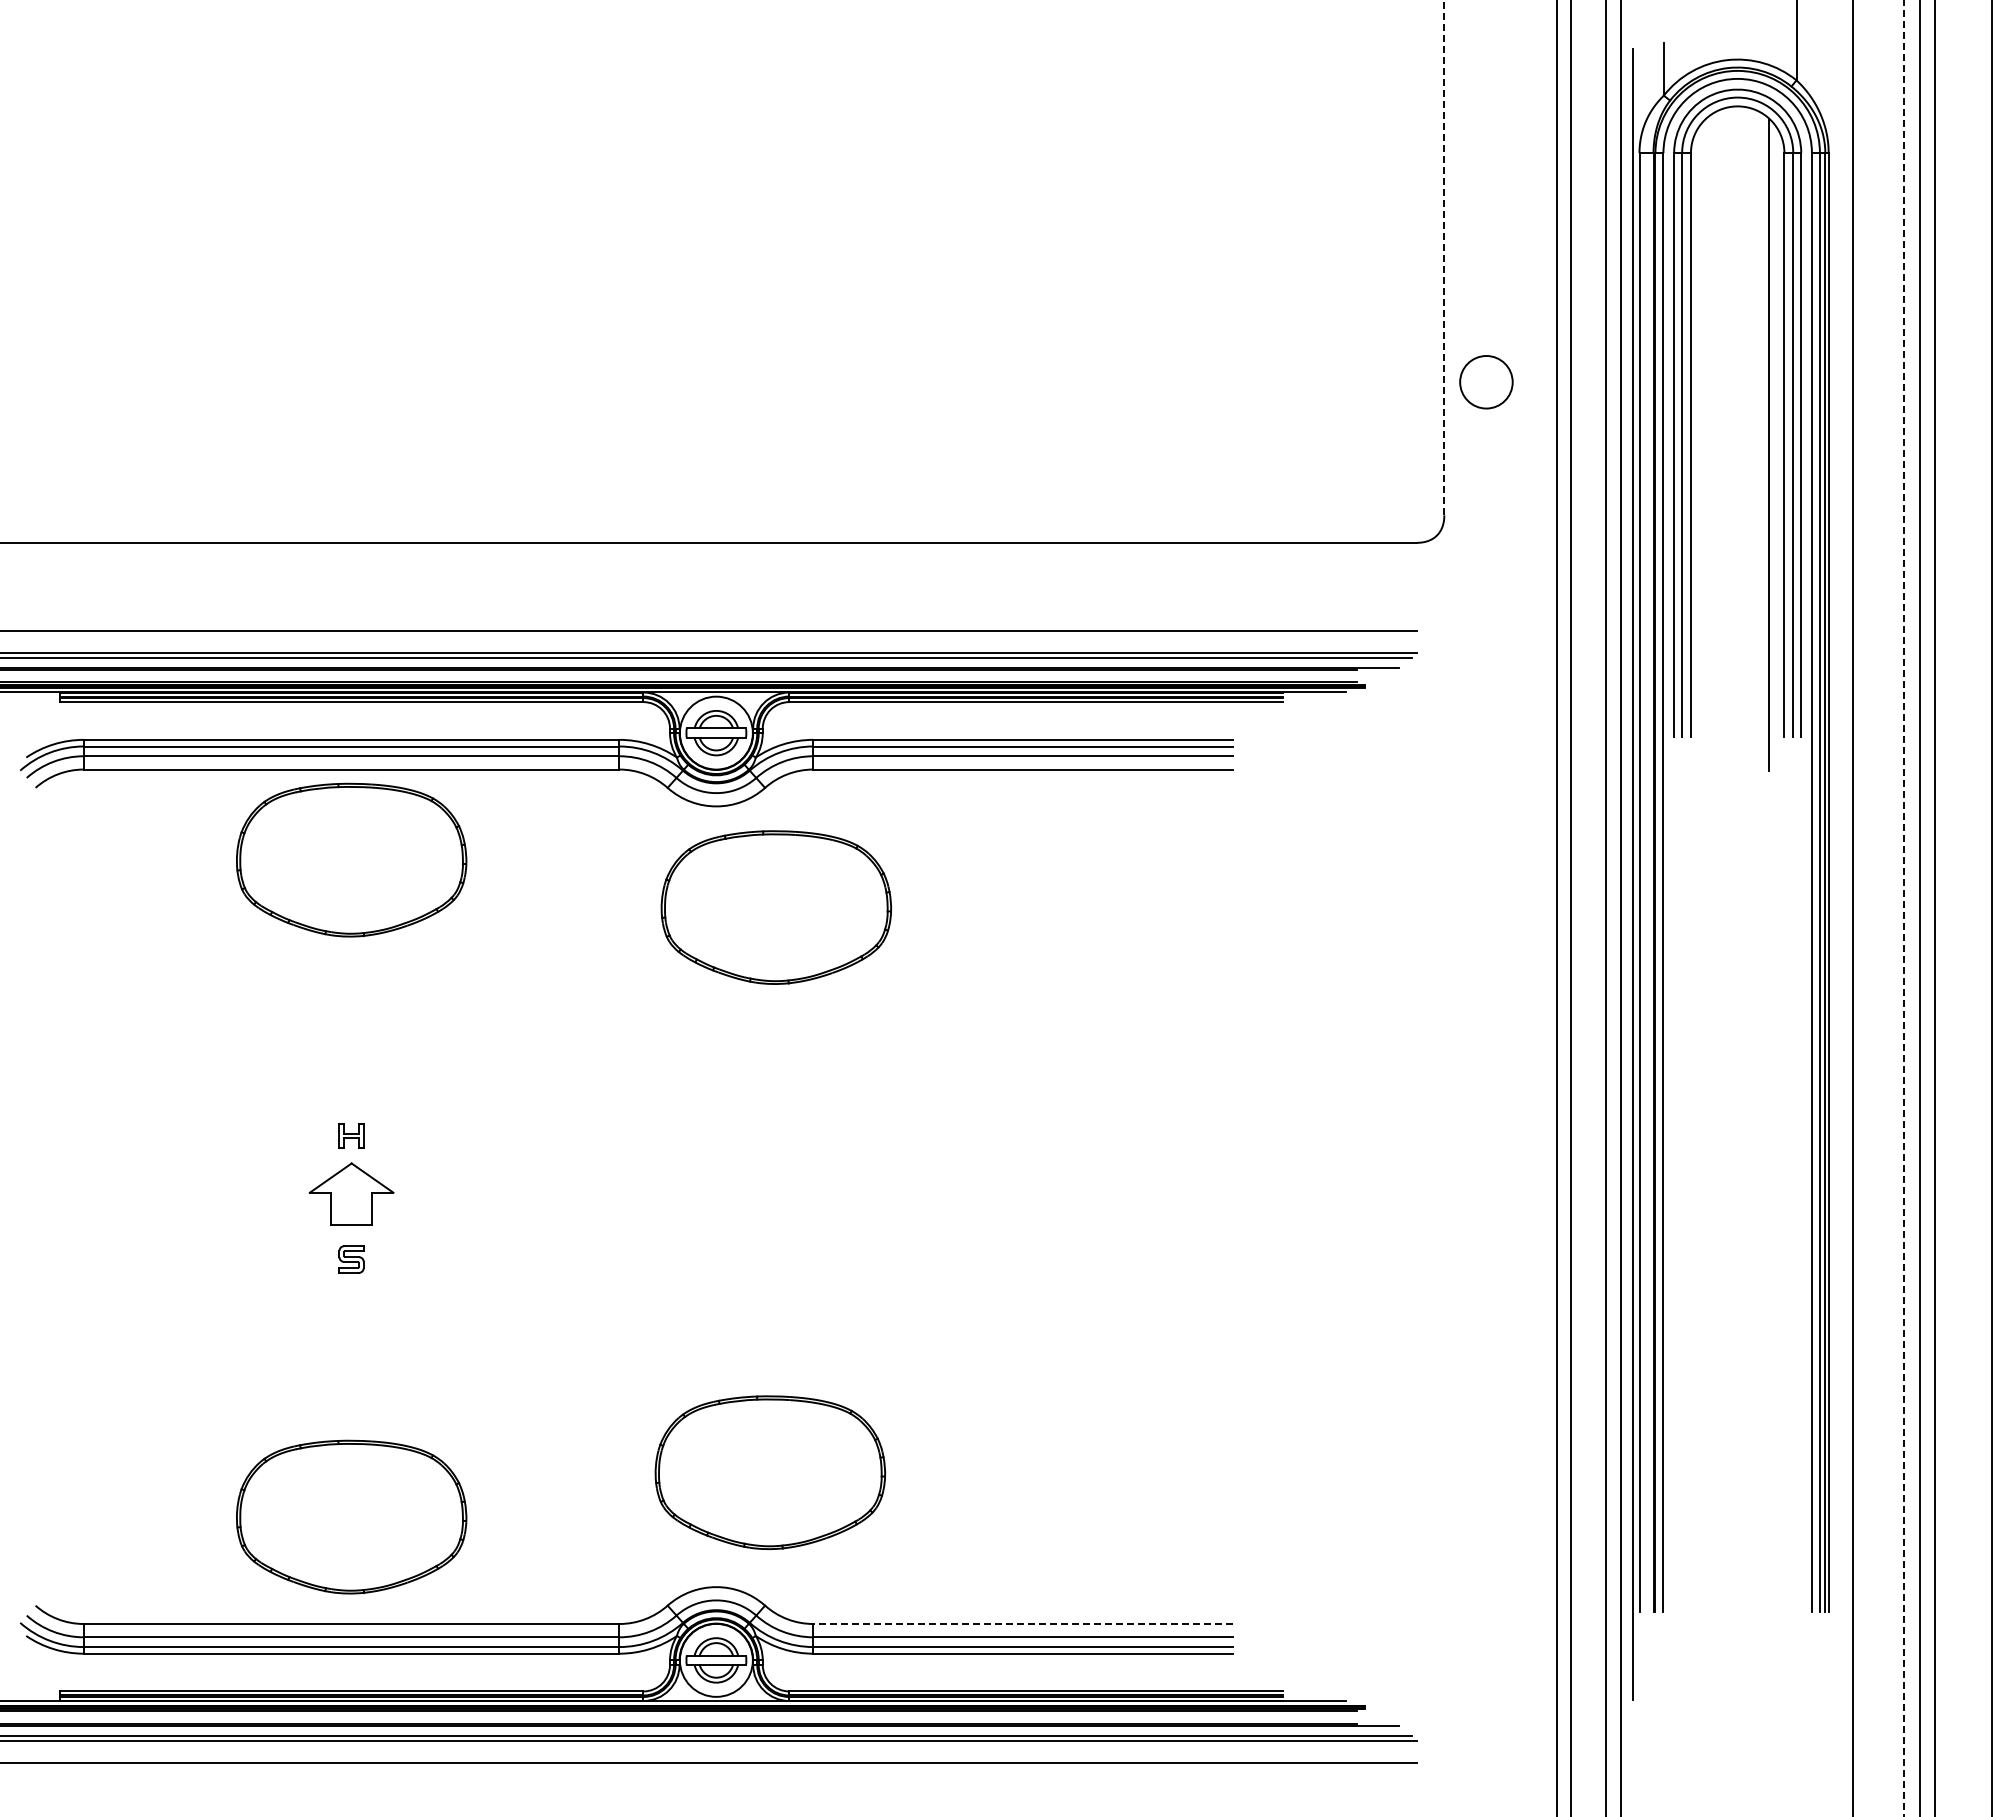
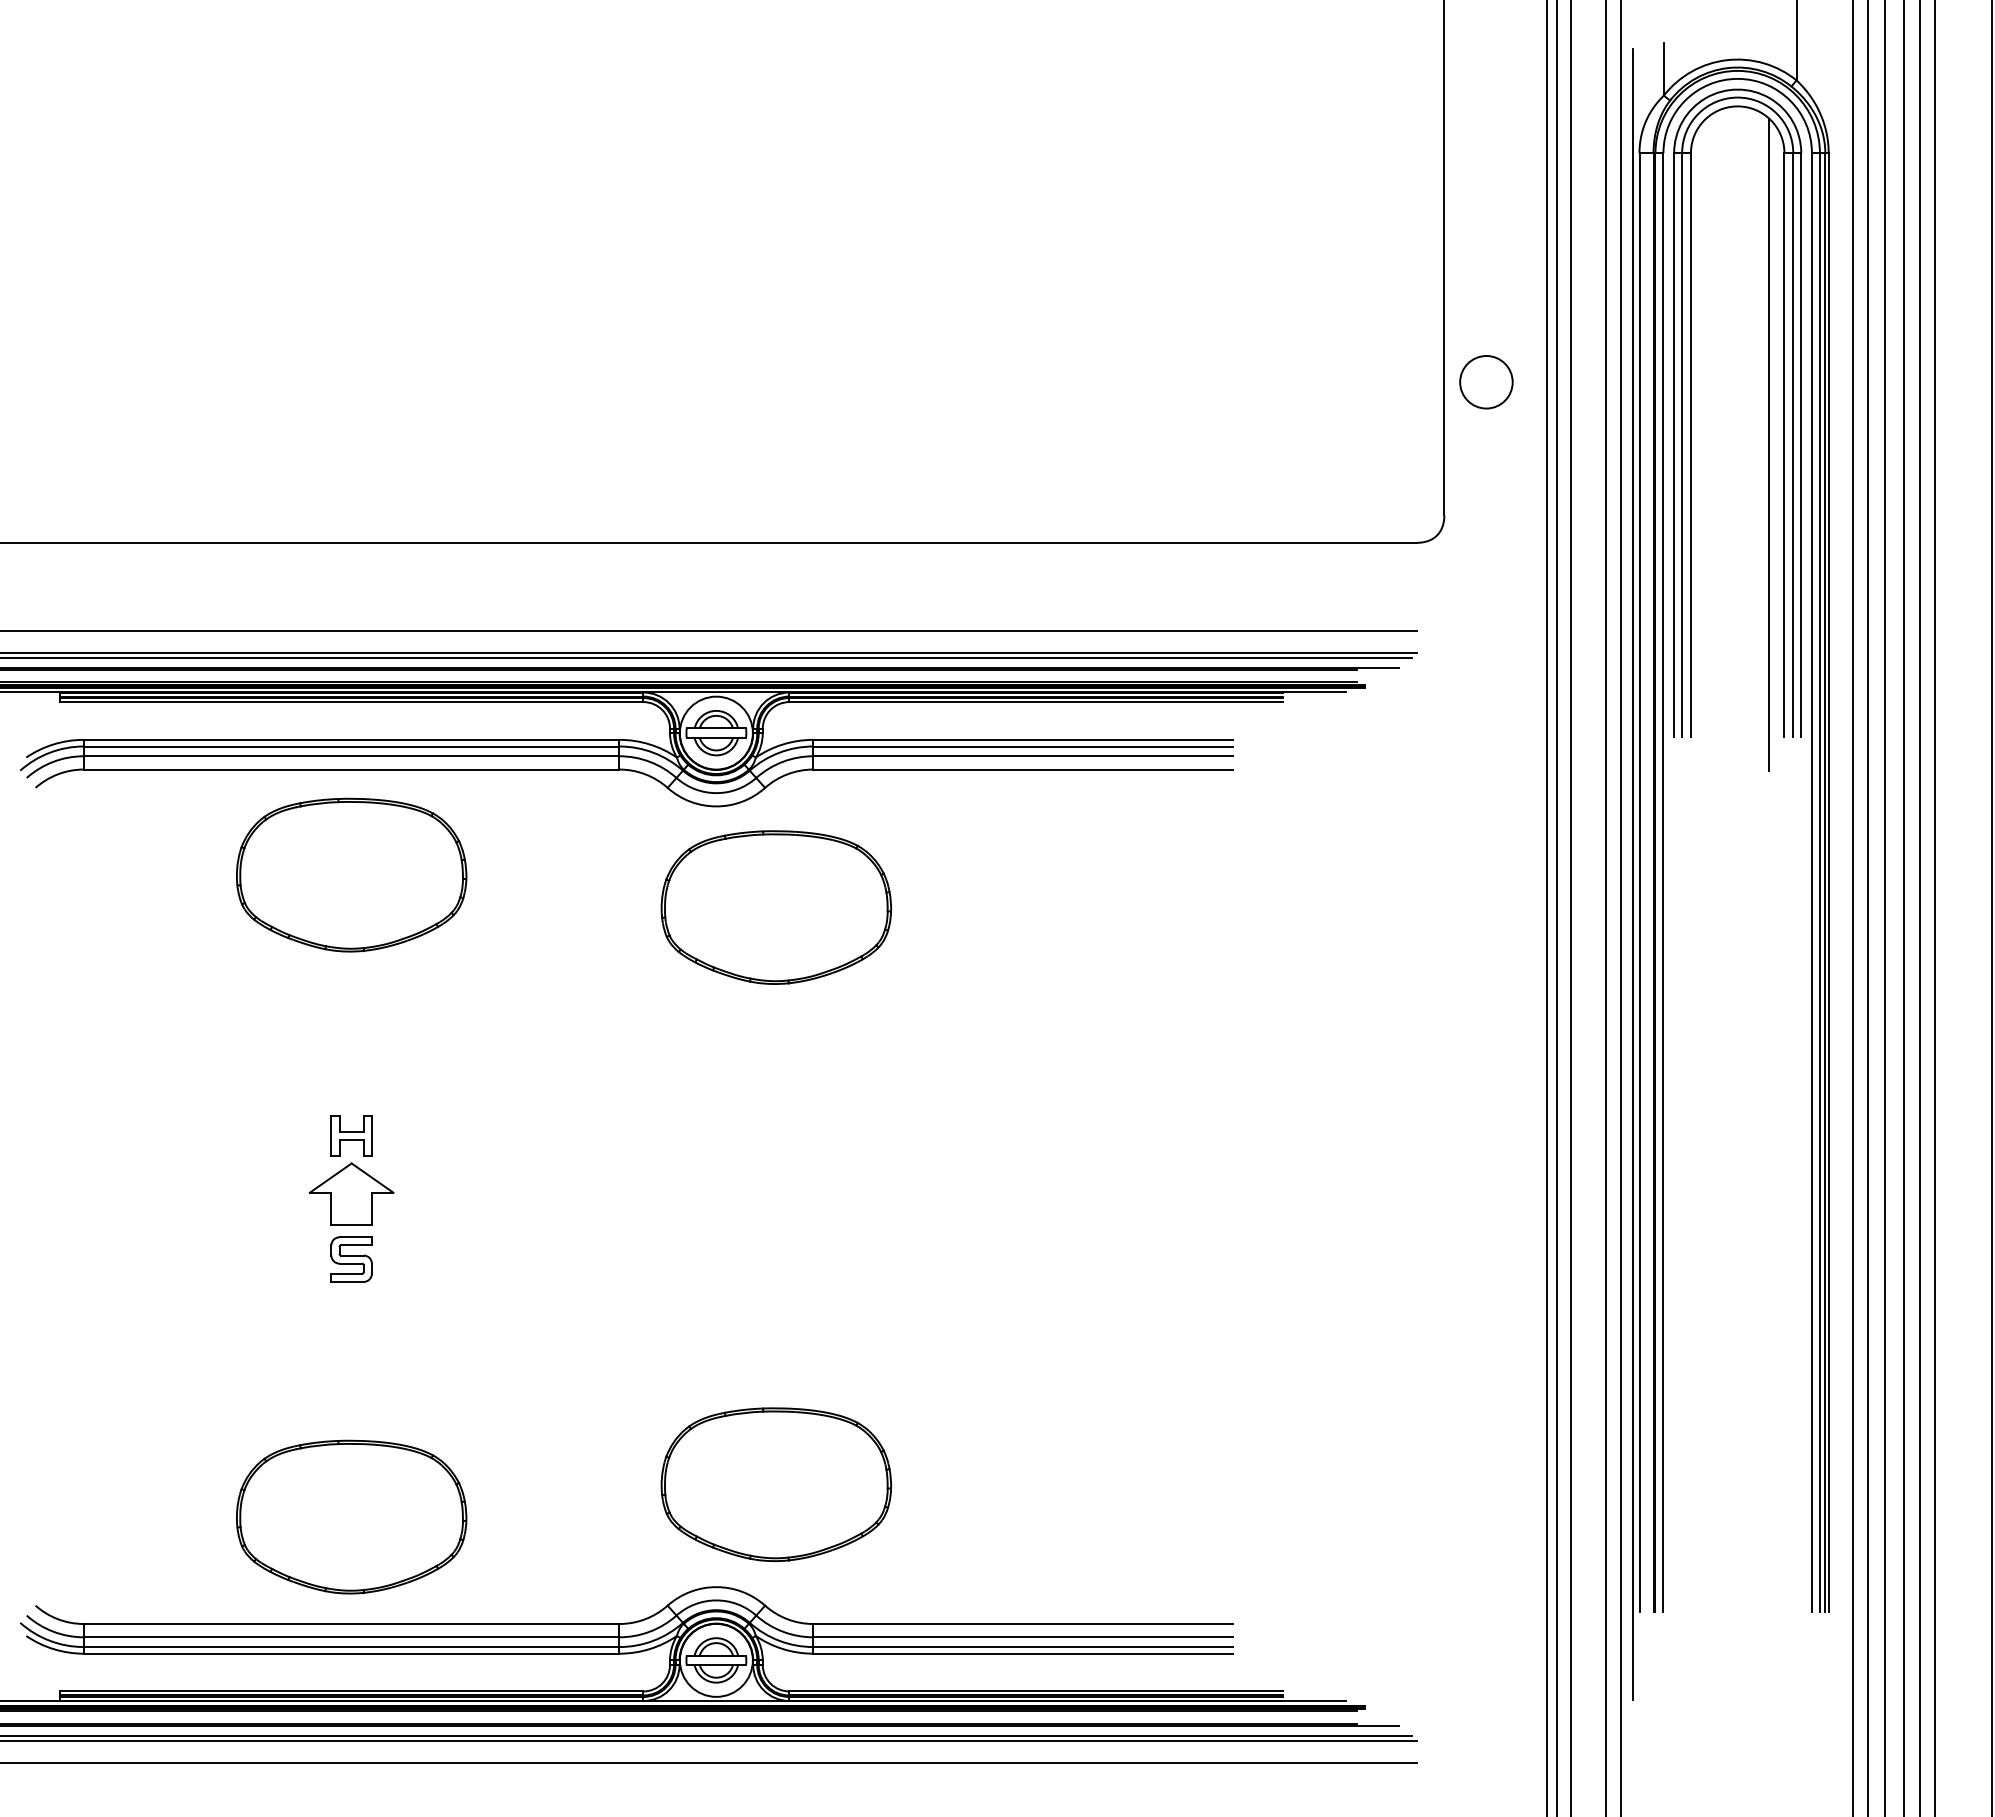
line: dashed -> solid (1444, 257)
part position: (351, 859) -> (351, 874) (351, 874)
line: none -> present (1547, 907)
line: none -> present (1868, 907)
line: none -> present (1884, 907)
line: dashed -> solid (1903, 908)
part size: 27x26 px -> 43x42 px (351, 1135)
part size: 27x29 px -> 43x47 px (351, 1259)
part position: (769, 1472) -> (775, 1484) (775, 1484)
line: dashed -> solid (1023, 1624)
